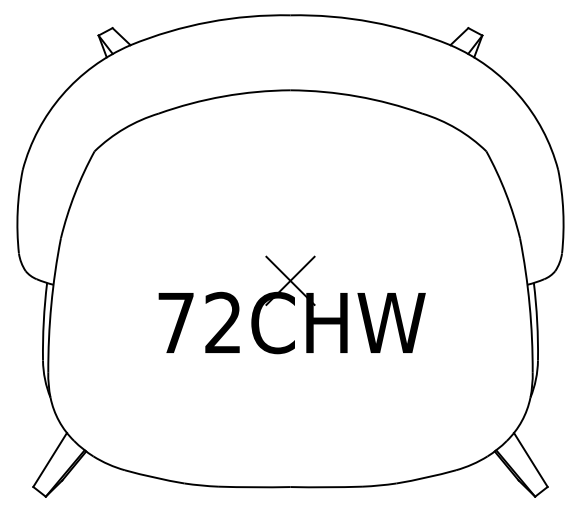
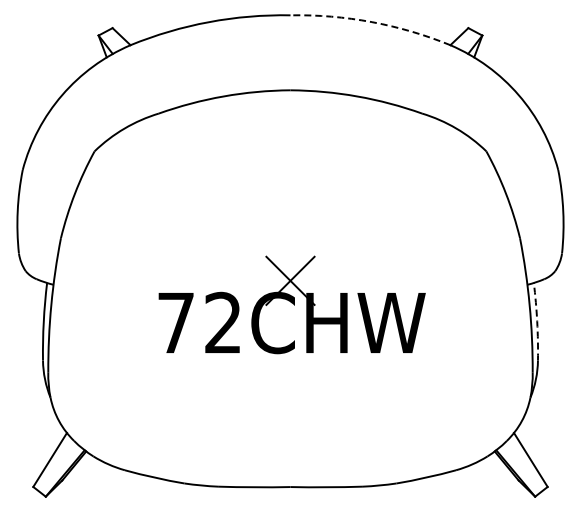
arc: solid -> dashed (371, 22)
arc: solid -> dashed (537, 321)
